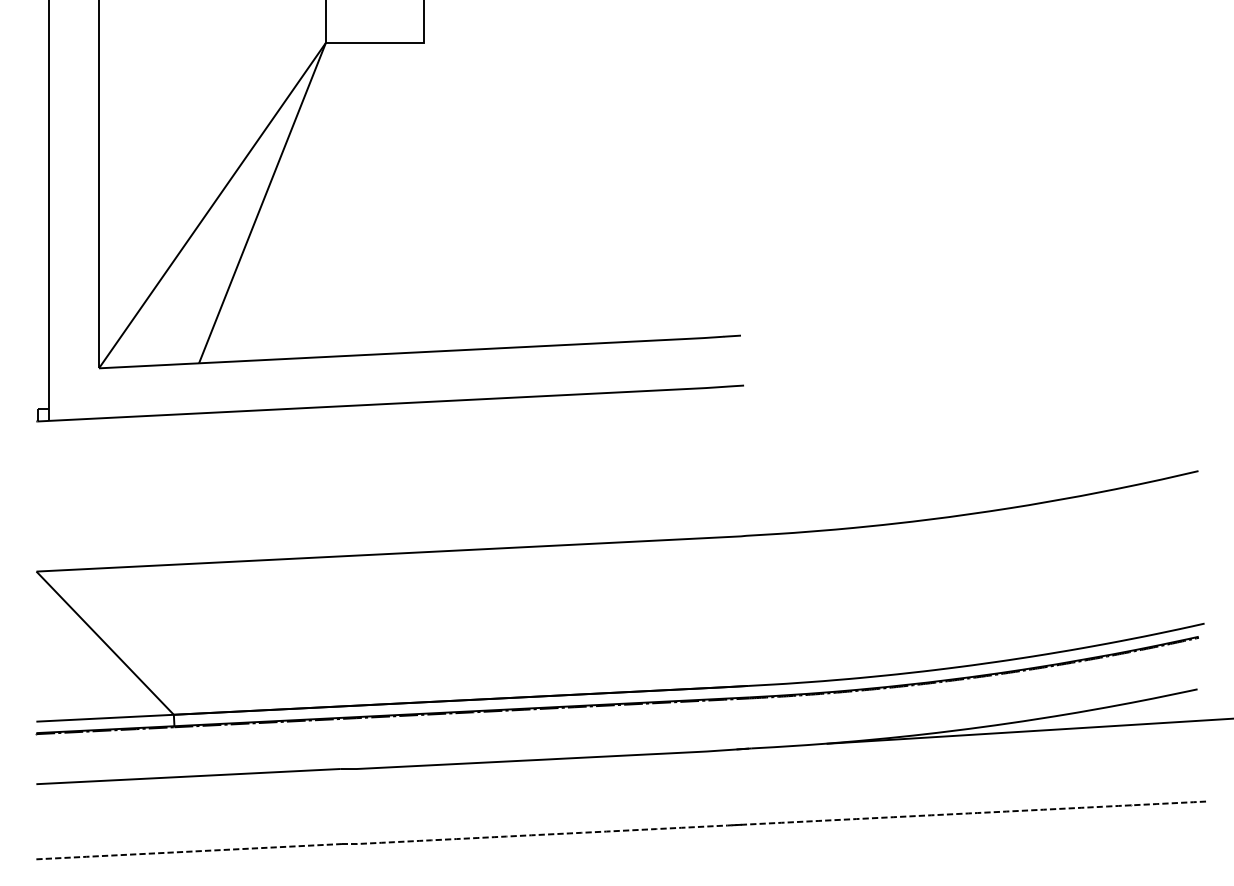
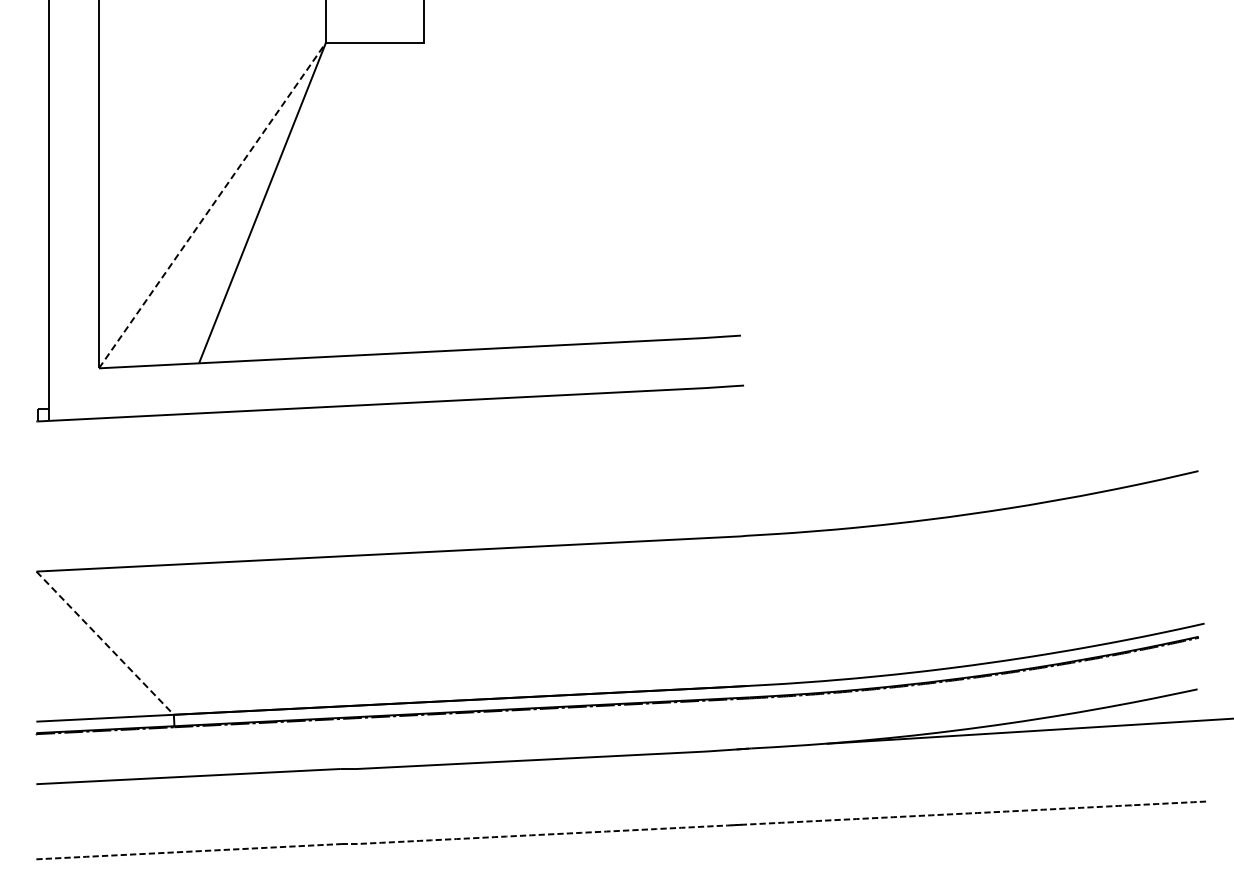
line: solid -> dashed (212, 205)
line: solid -> dashed (105, 643)
